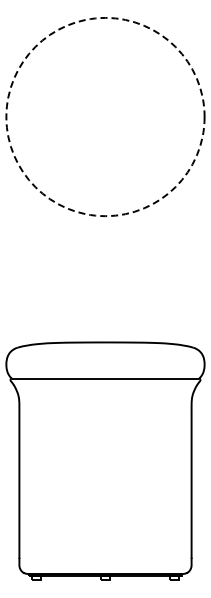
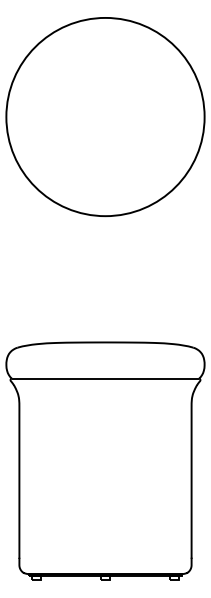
circle: dashed -> solid (105, 116)
